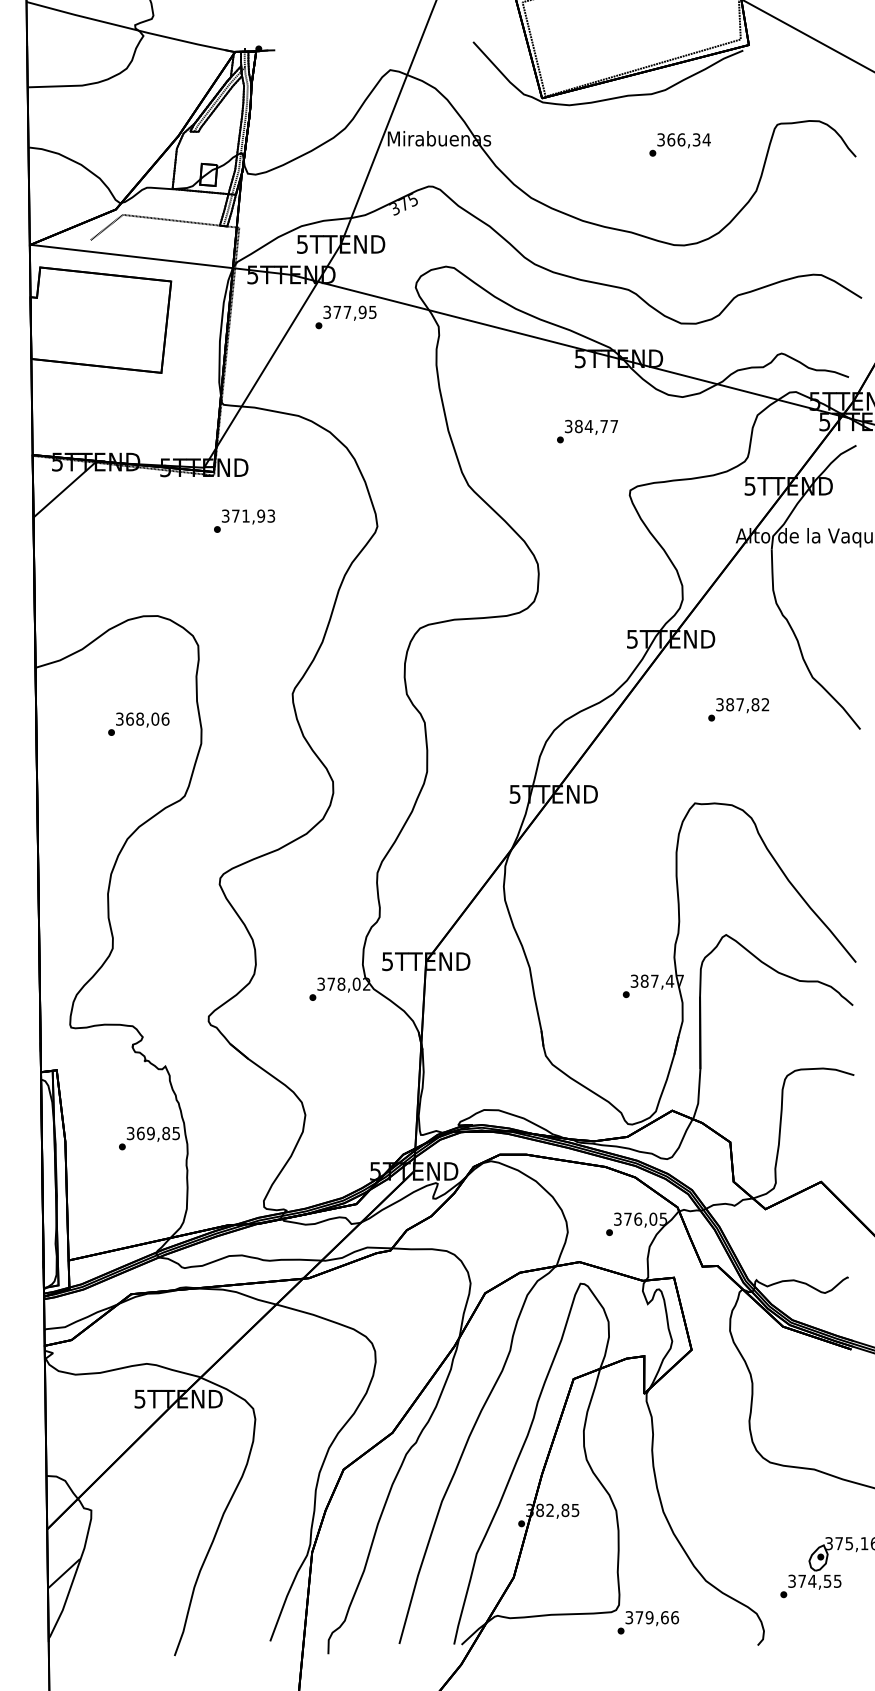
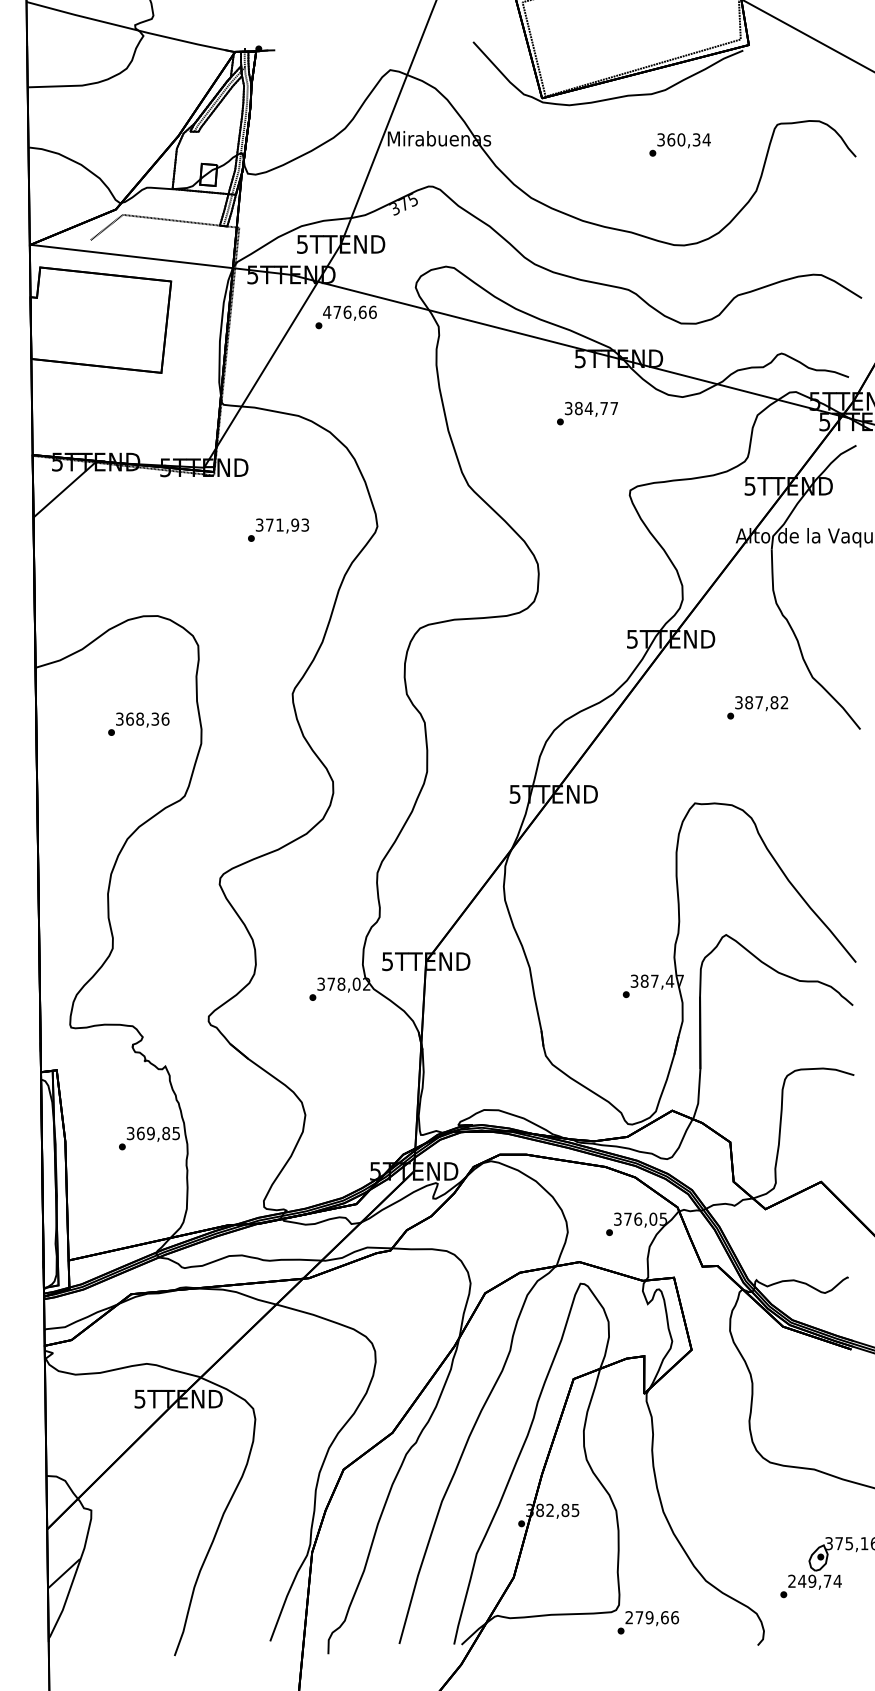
text: 366,34 -> 360,34 (681, 139)
text: 377,95 -> 476,66 (349, 311)
text position: (587, 431) -> (587, 413) (587, 413)
text position: (244, 520) -> (278, 529) (278, 529)
text position: (738, 709) -> (757, 707) (757, 707)
text: 368,06 -> 368,36 (155, 718)
text: 374,55 -> 249,74 (814, 1580)
text: 379,66 -> 279,66 (629, 1617)
